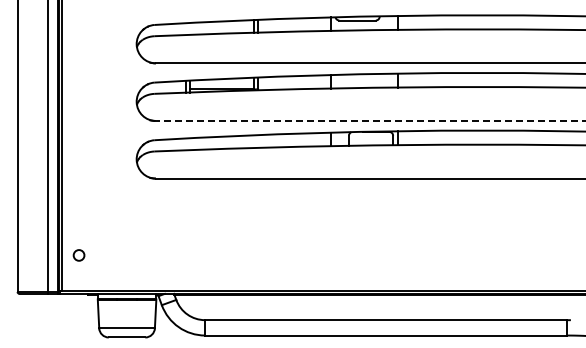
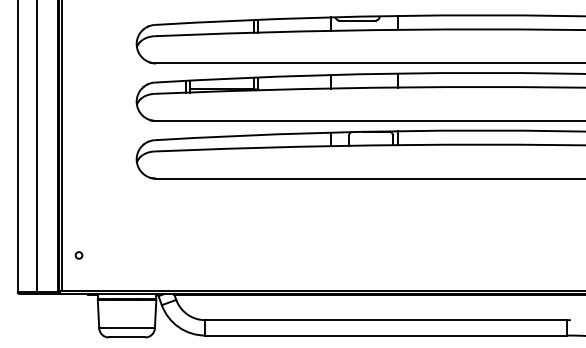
line: dashed -> solid (370, 120)
line position: (47, 147) -> (36, 147) (36, 147)
circle size: 14x13 px -> 10x9 px (78, 255)
